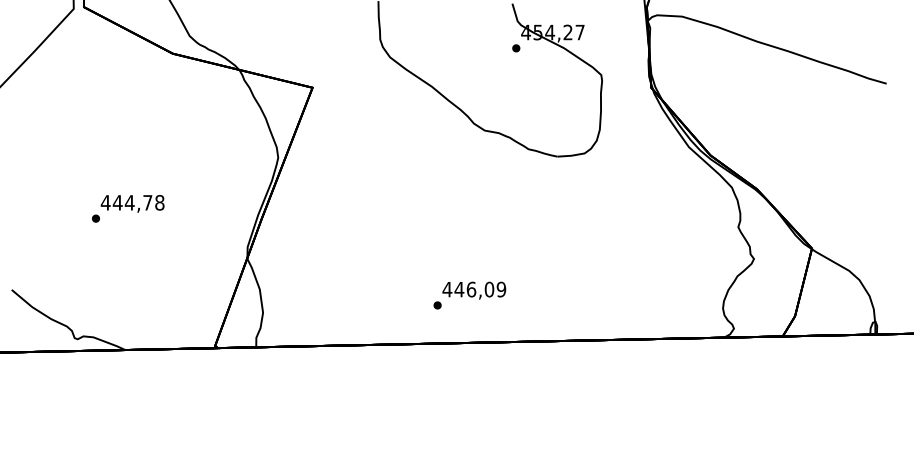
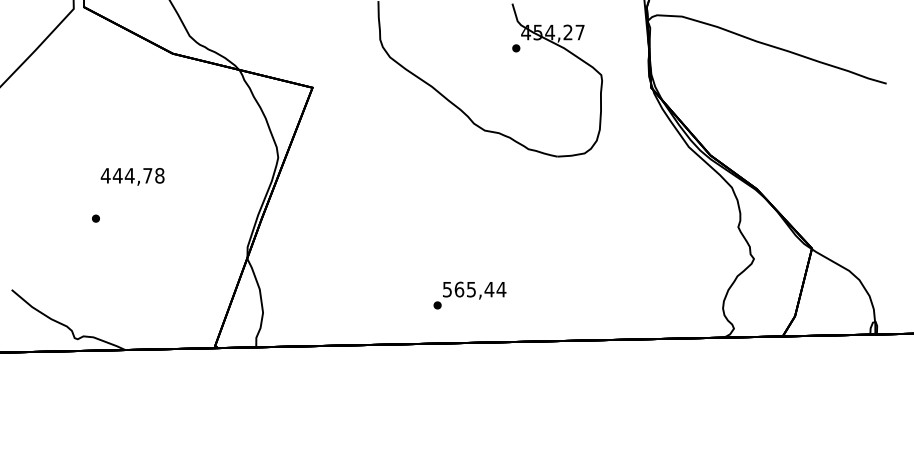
text position: (132, 203) -> (132, 176) (132, 176)
text: 446,09 -> 565,44 (474, 289)
